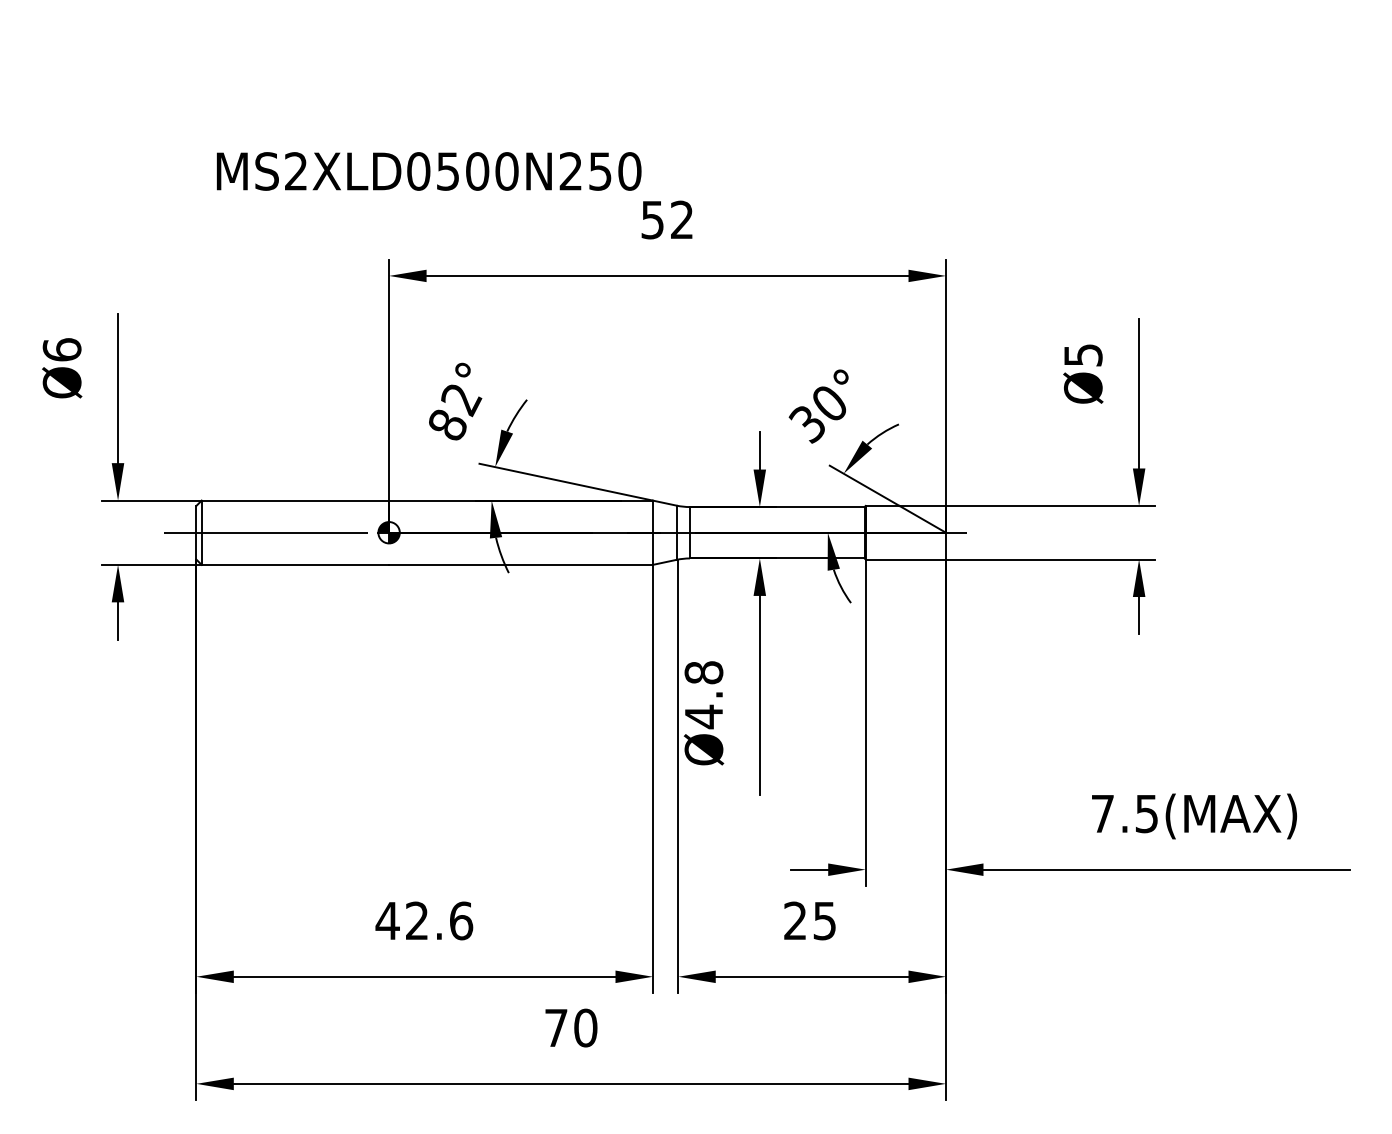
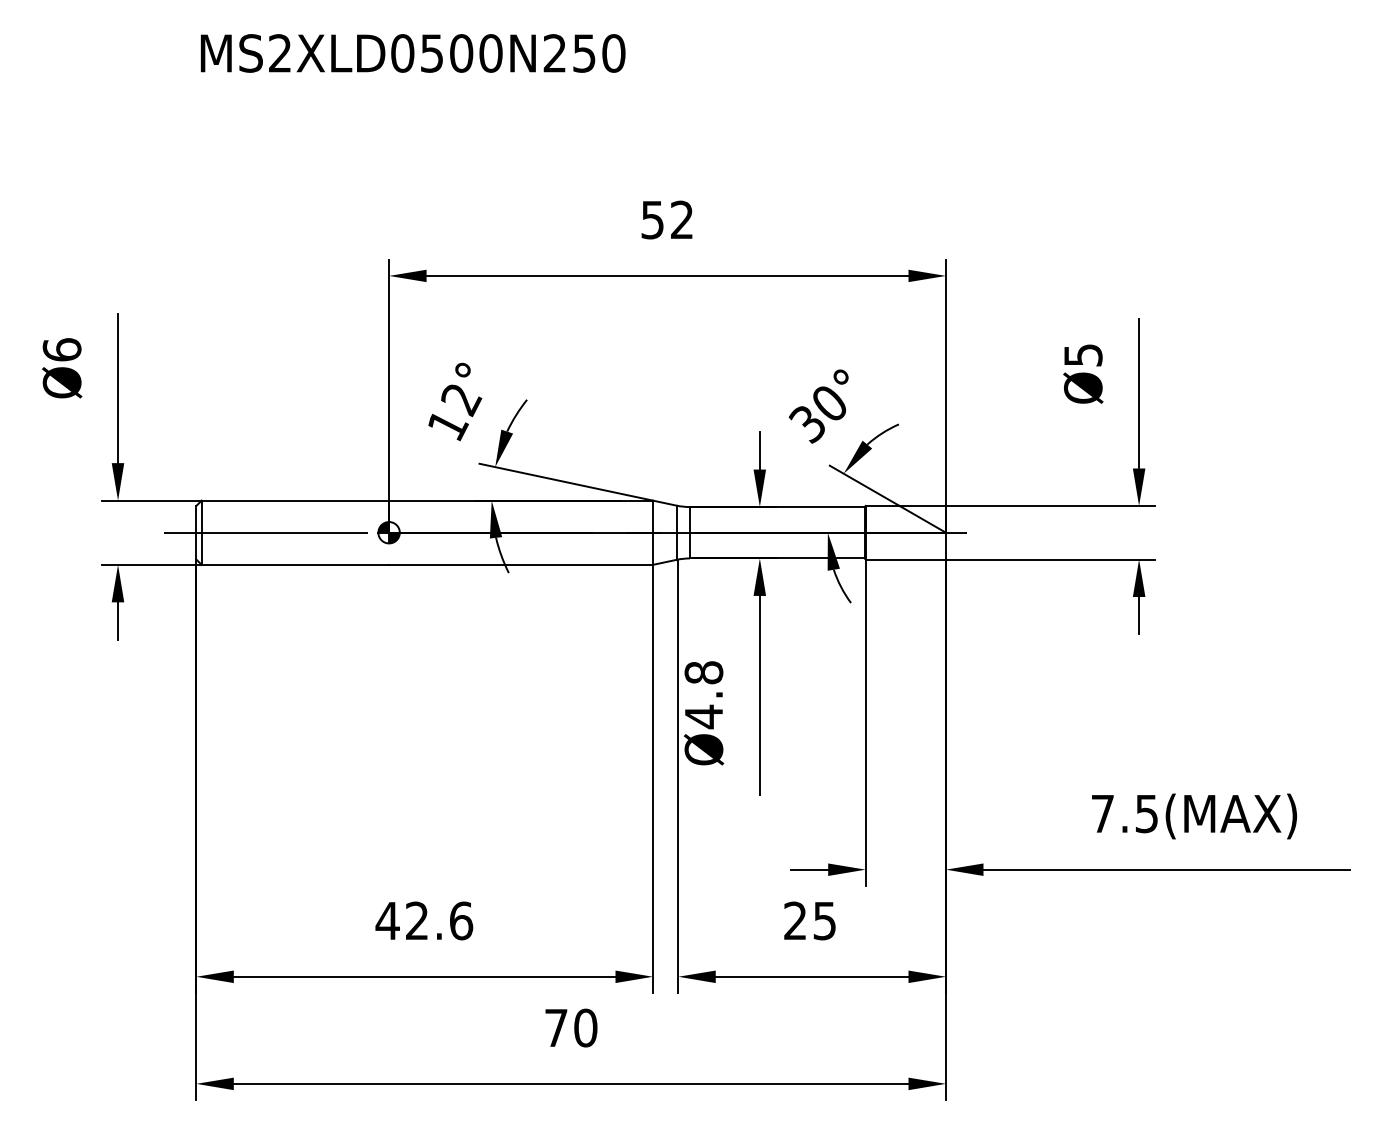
text position: (429, 171) -> (413, 53) (413, 53)
text: 82° -> 12° (448, 425)
